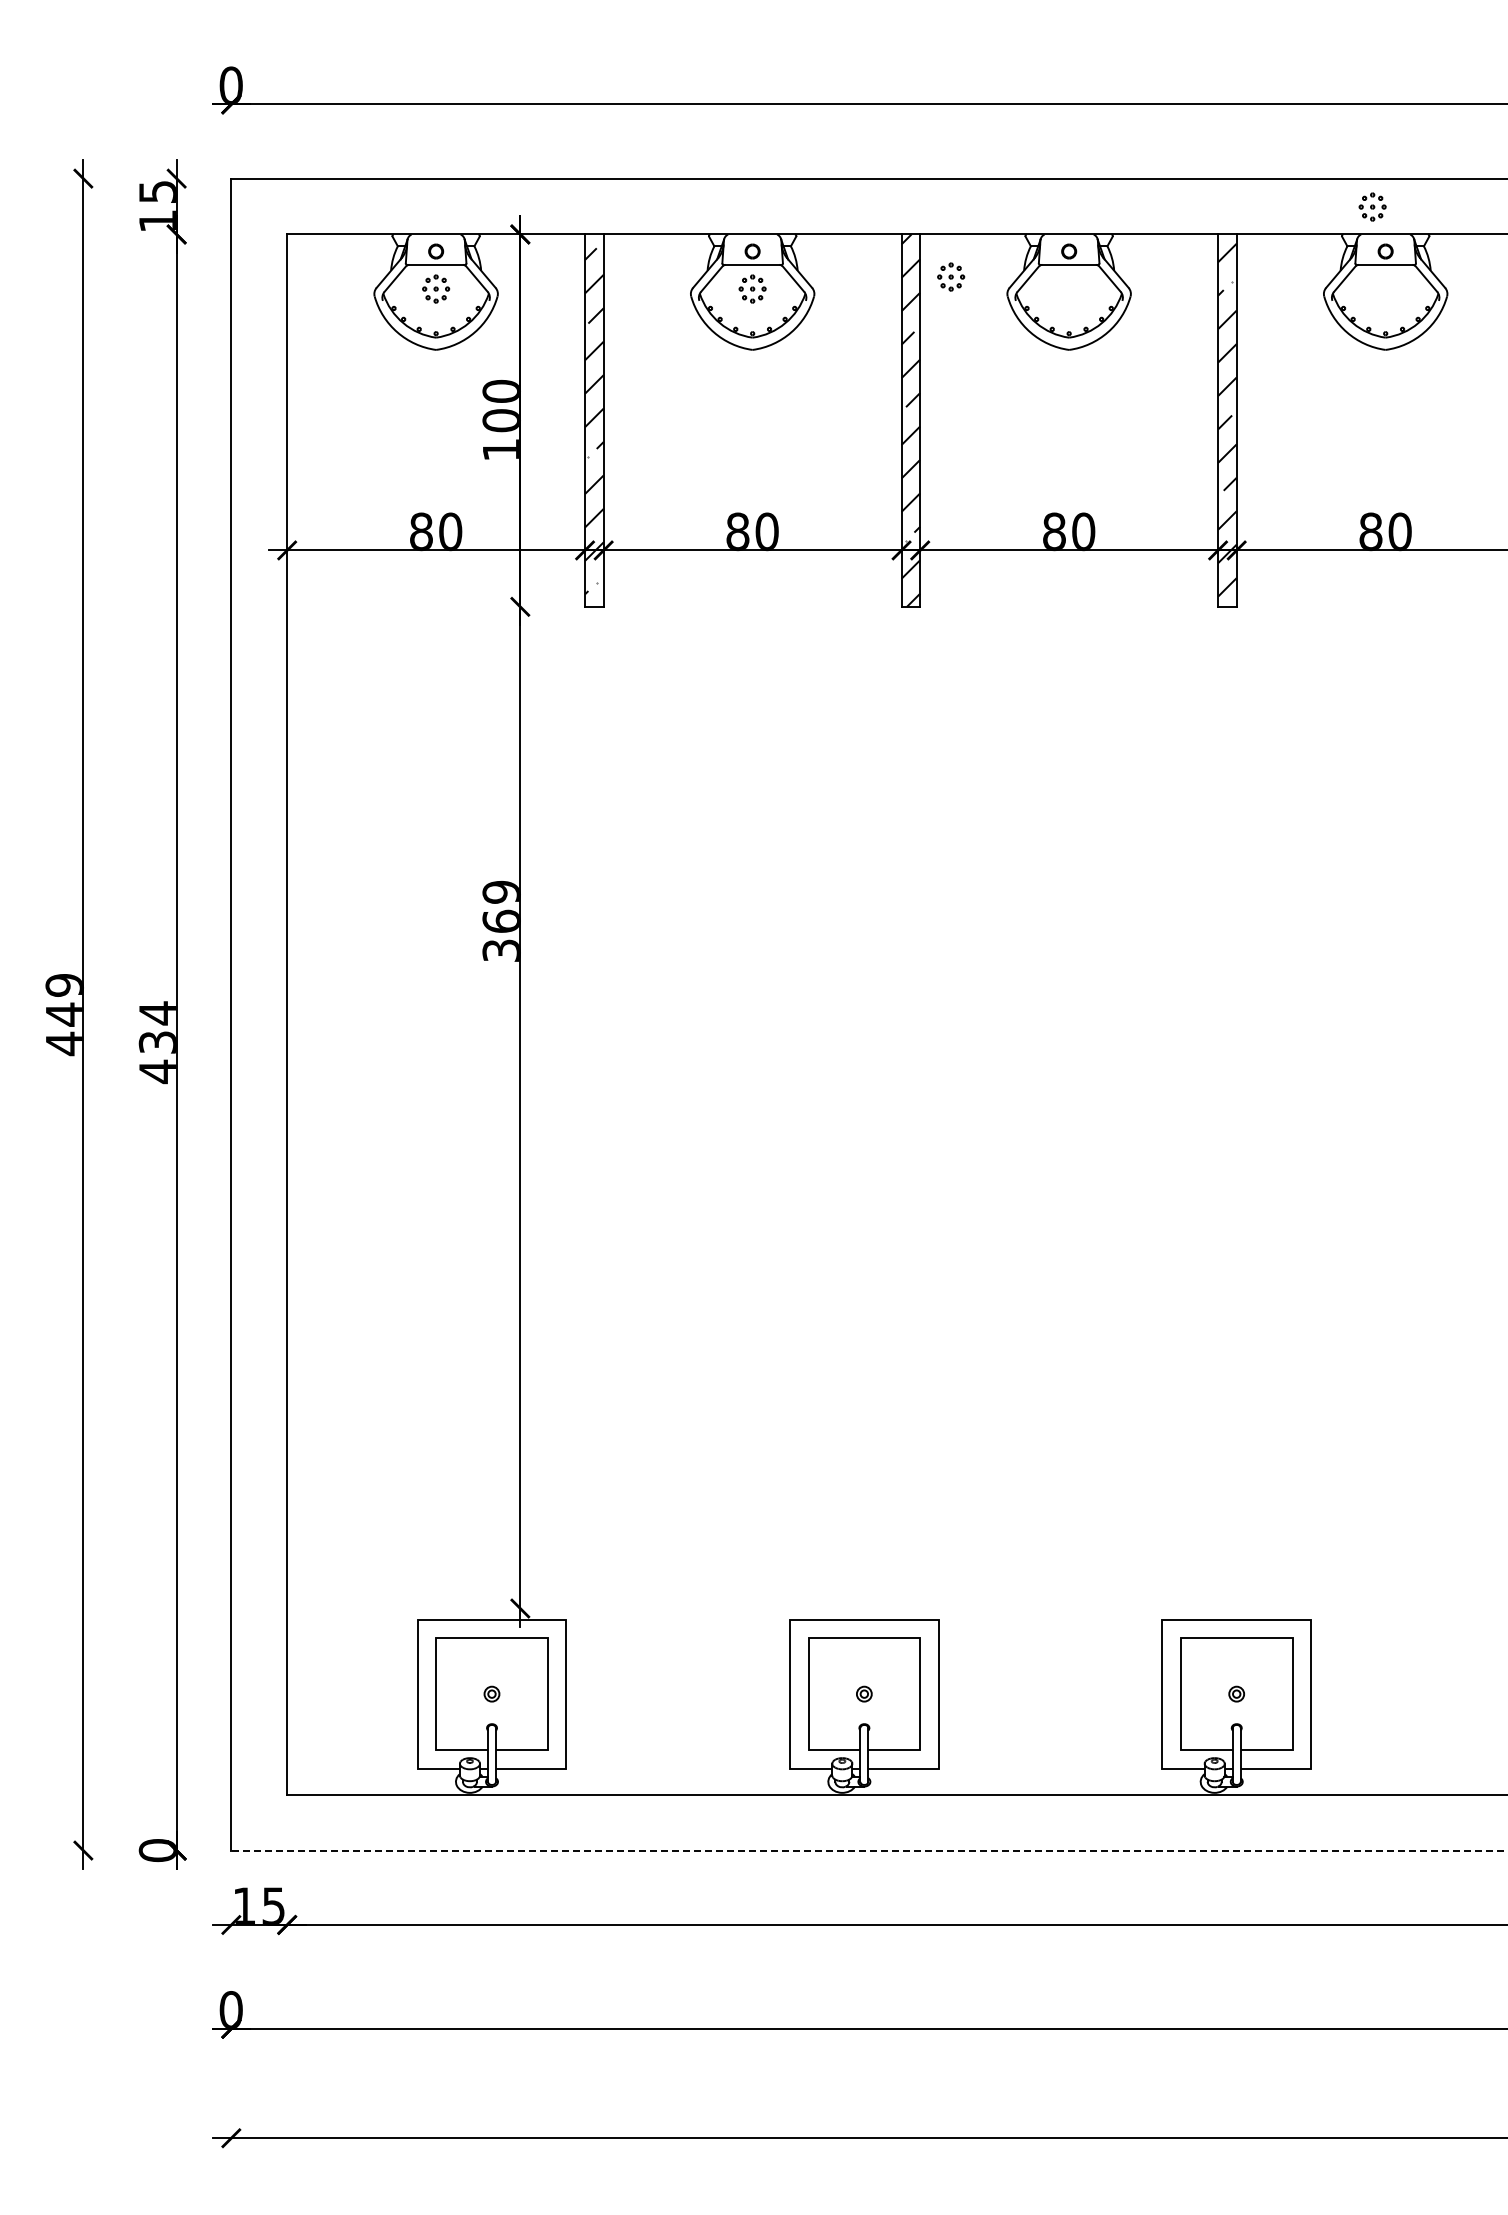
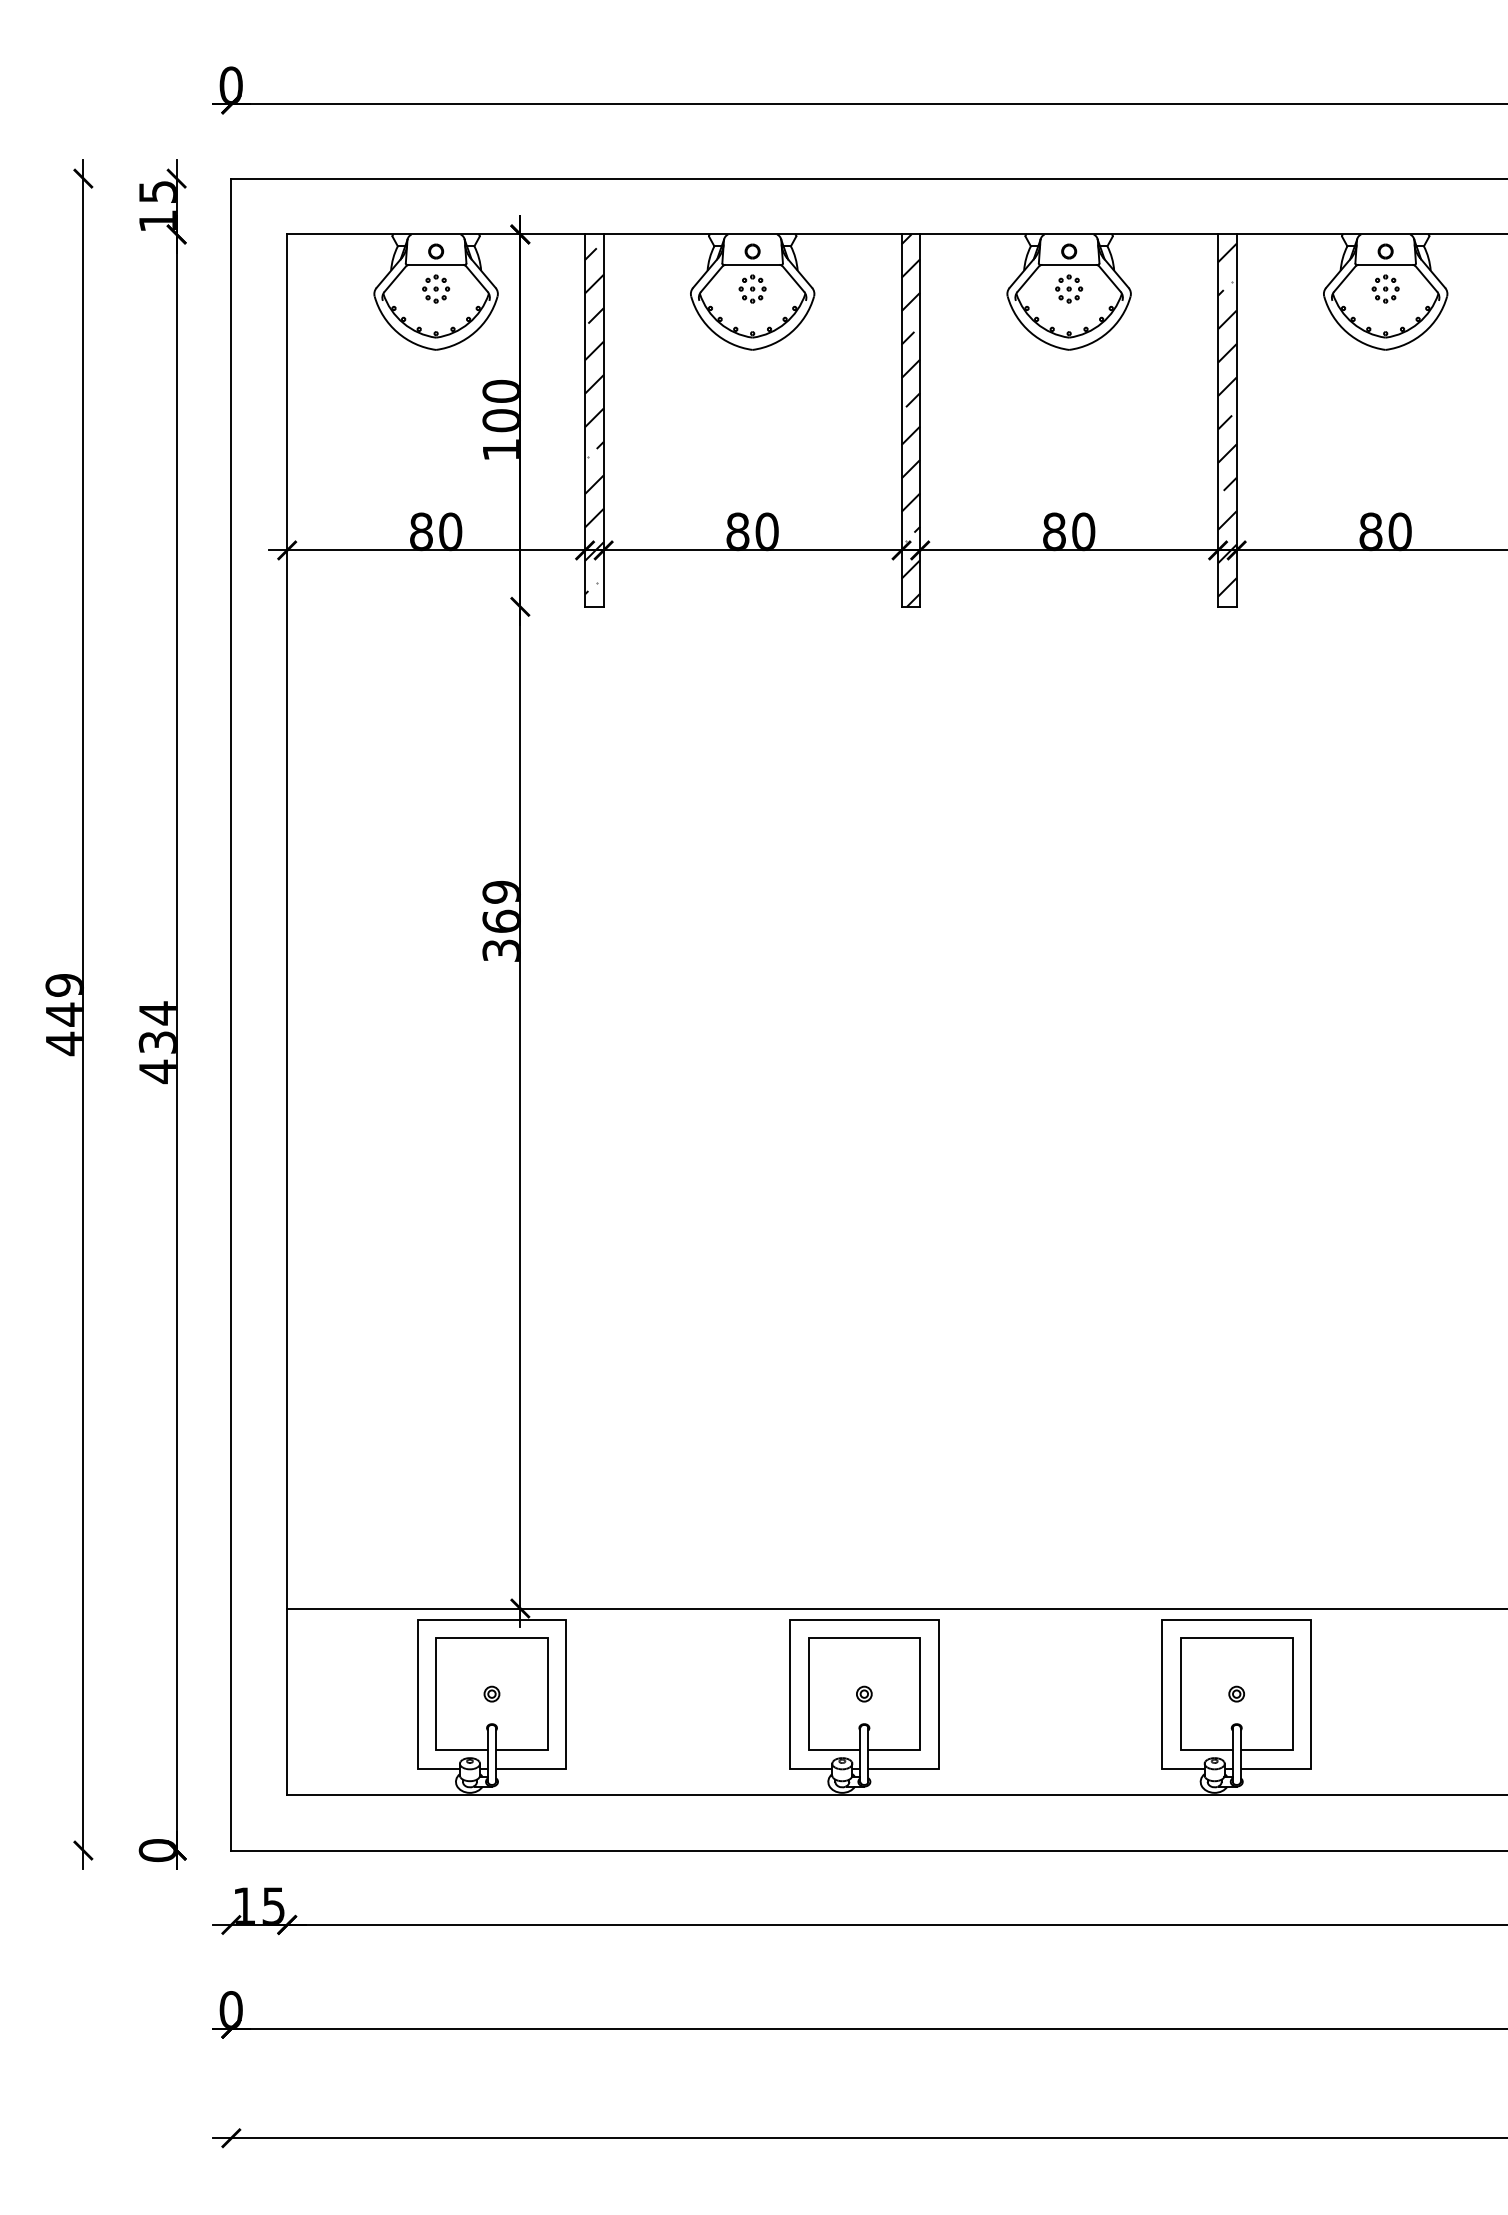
part position: (1372, 206) -> (1385, 288) (1385, 288)
part position: (951, 276) -> (1069, 288) (1069, 288)
line: none -> present (895, 1608)
line: dashed -> solid (869, 1850)
